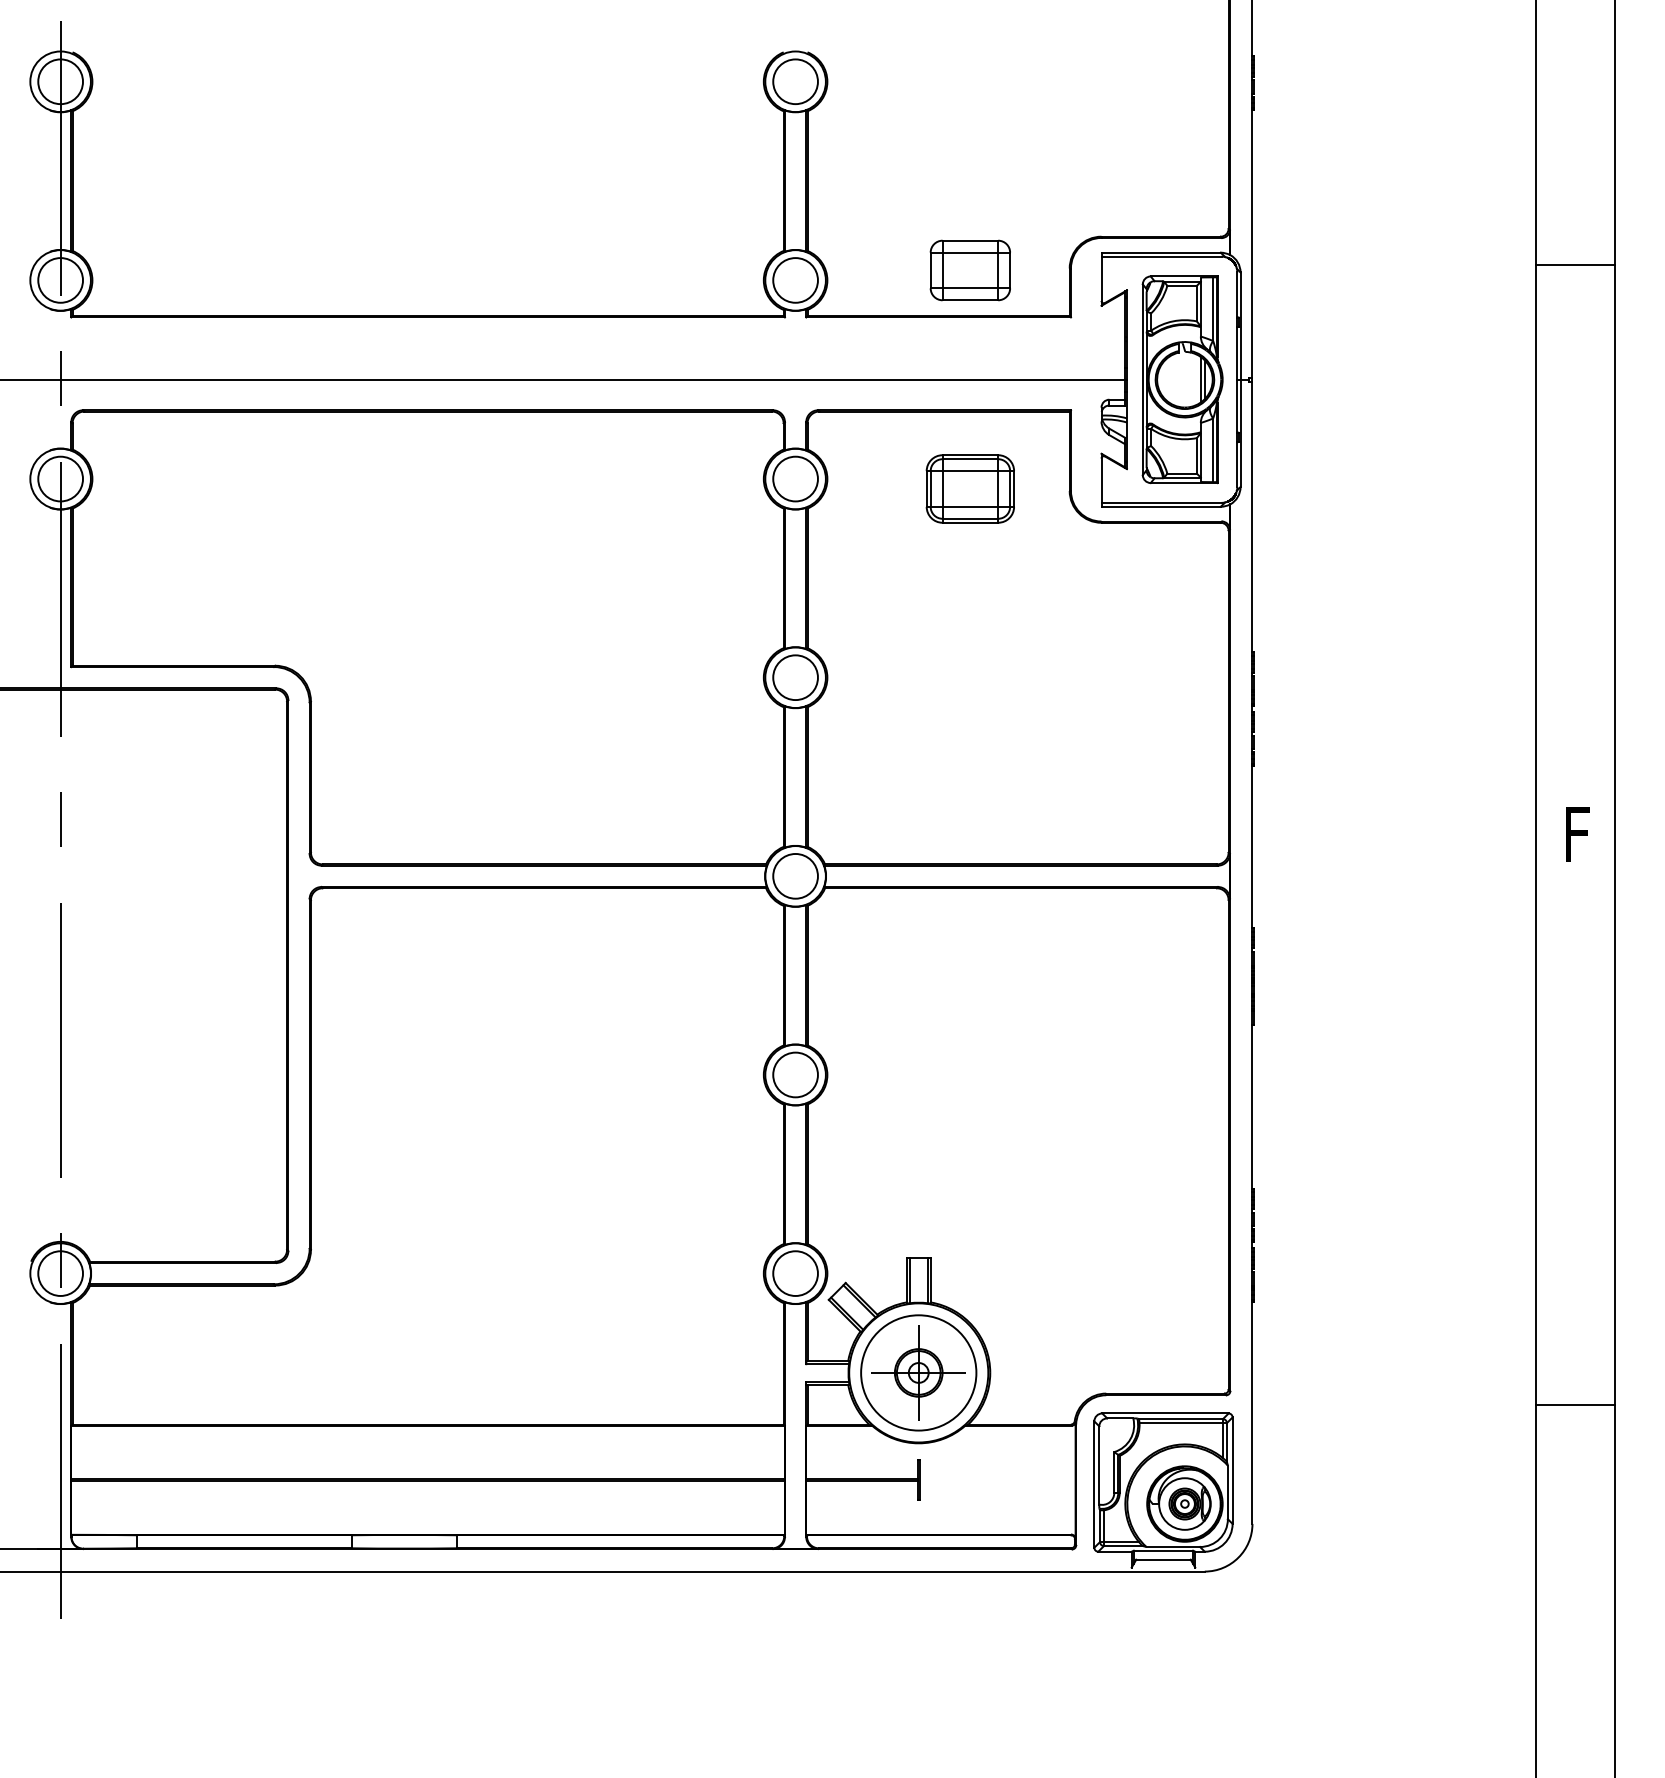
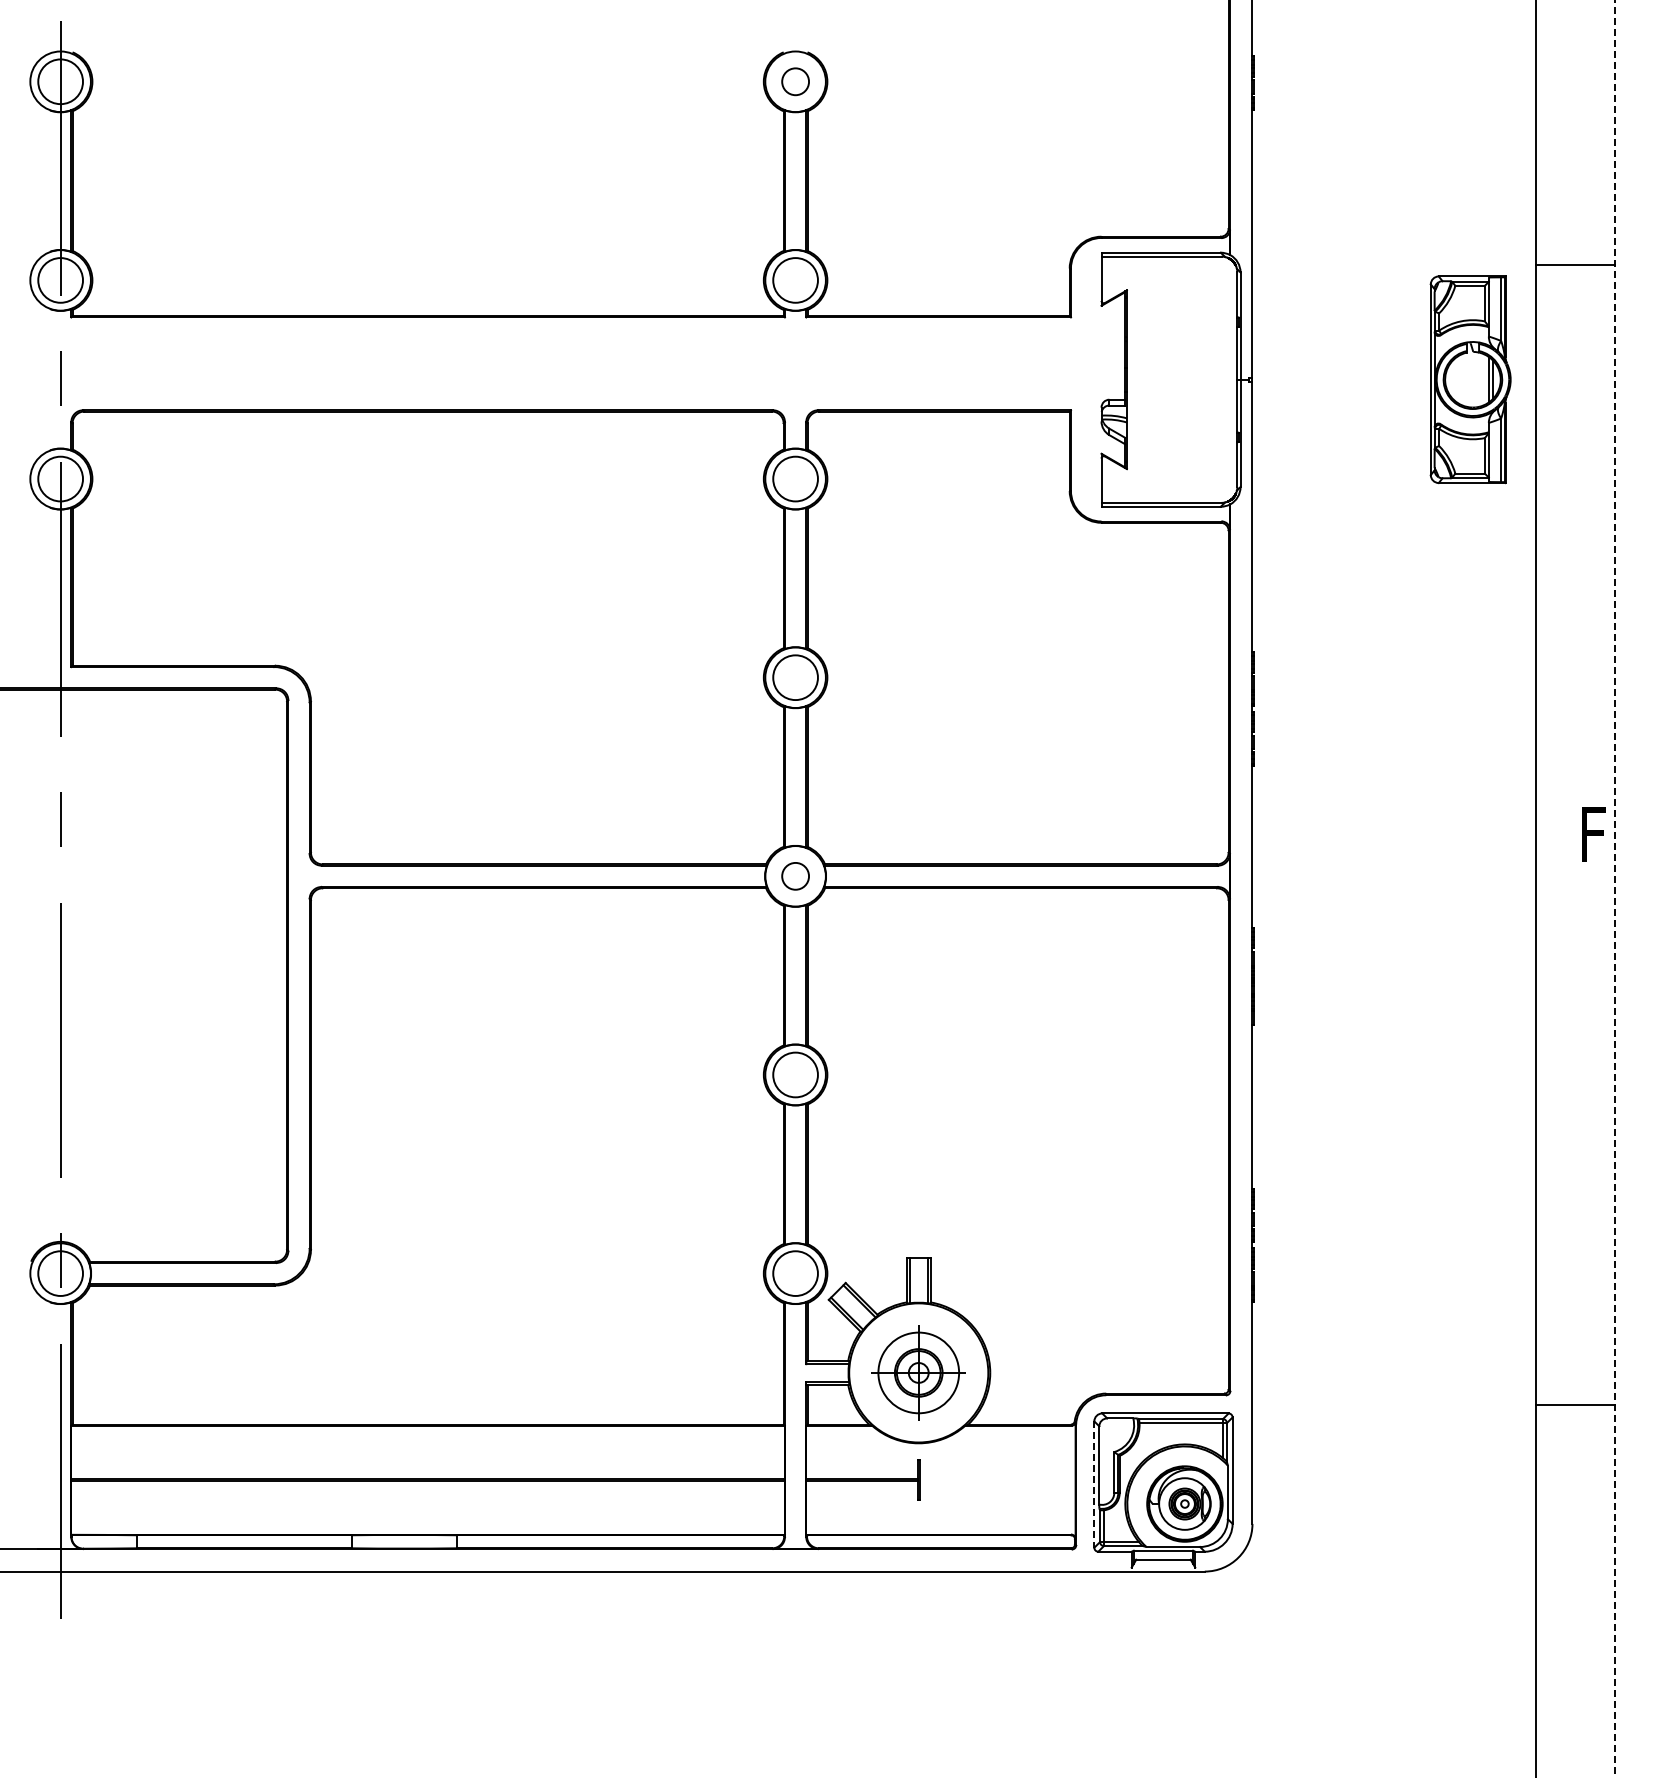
circle diameter: 45 px -> 27 px (795, 81)
part: present -> none (969, 270)
line: present -> none (564, 379)
part position: (1182, 379) -> (1470, 379) (1470, 379)
part: present -> none (969, 488)
text position: (1577, 834) -> (1593, 834) (1593, 834)
circle diameter: 45 px -> 27 px (795, 875)
line: solid -> dashed (1614, 888)
circle diameter: 115 px -> 81 px (918, 1372)
line: solid -> dashed (1094, 1485)
